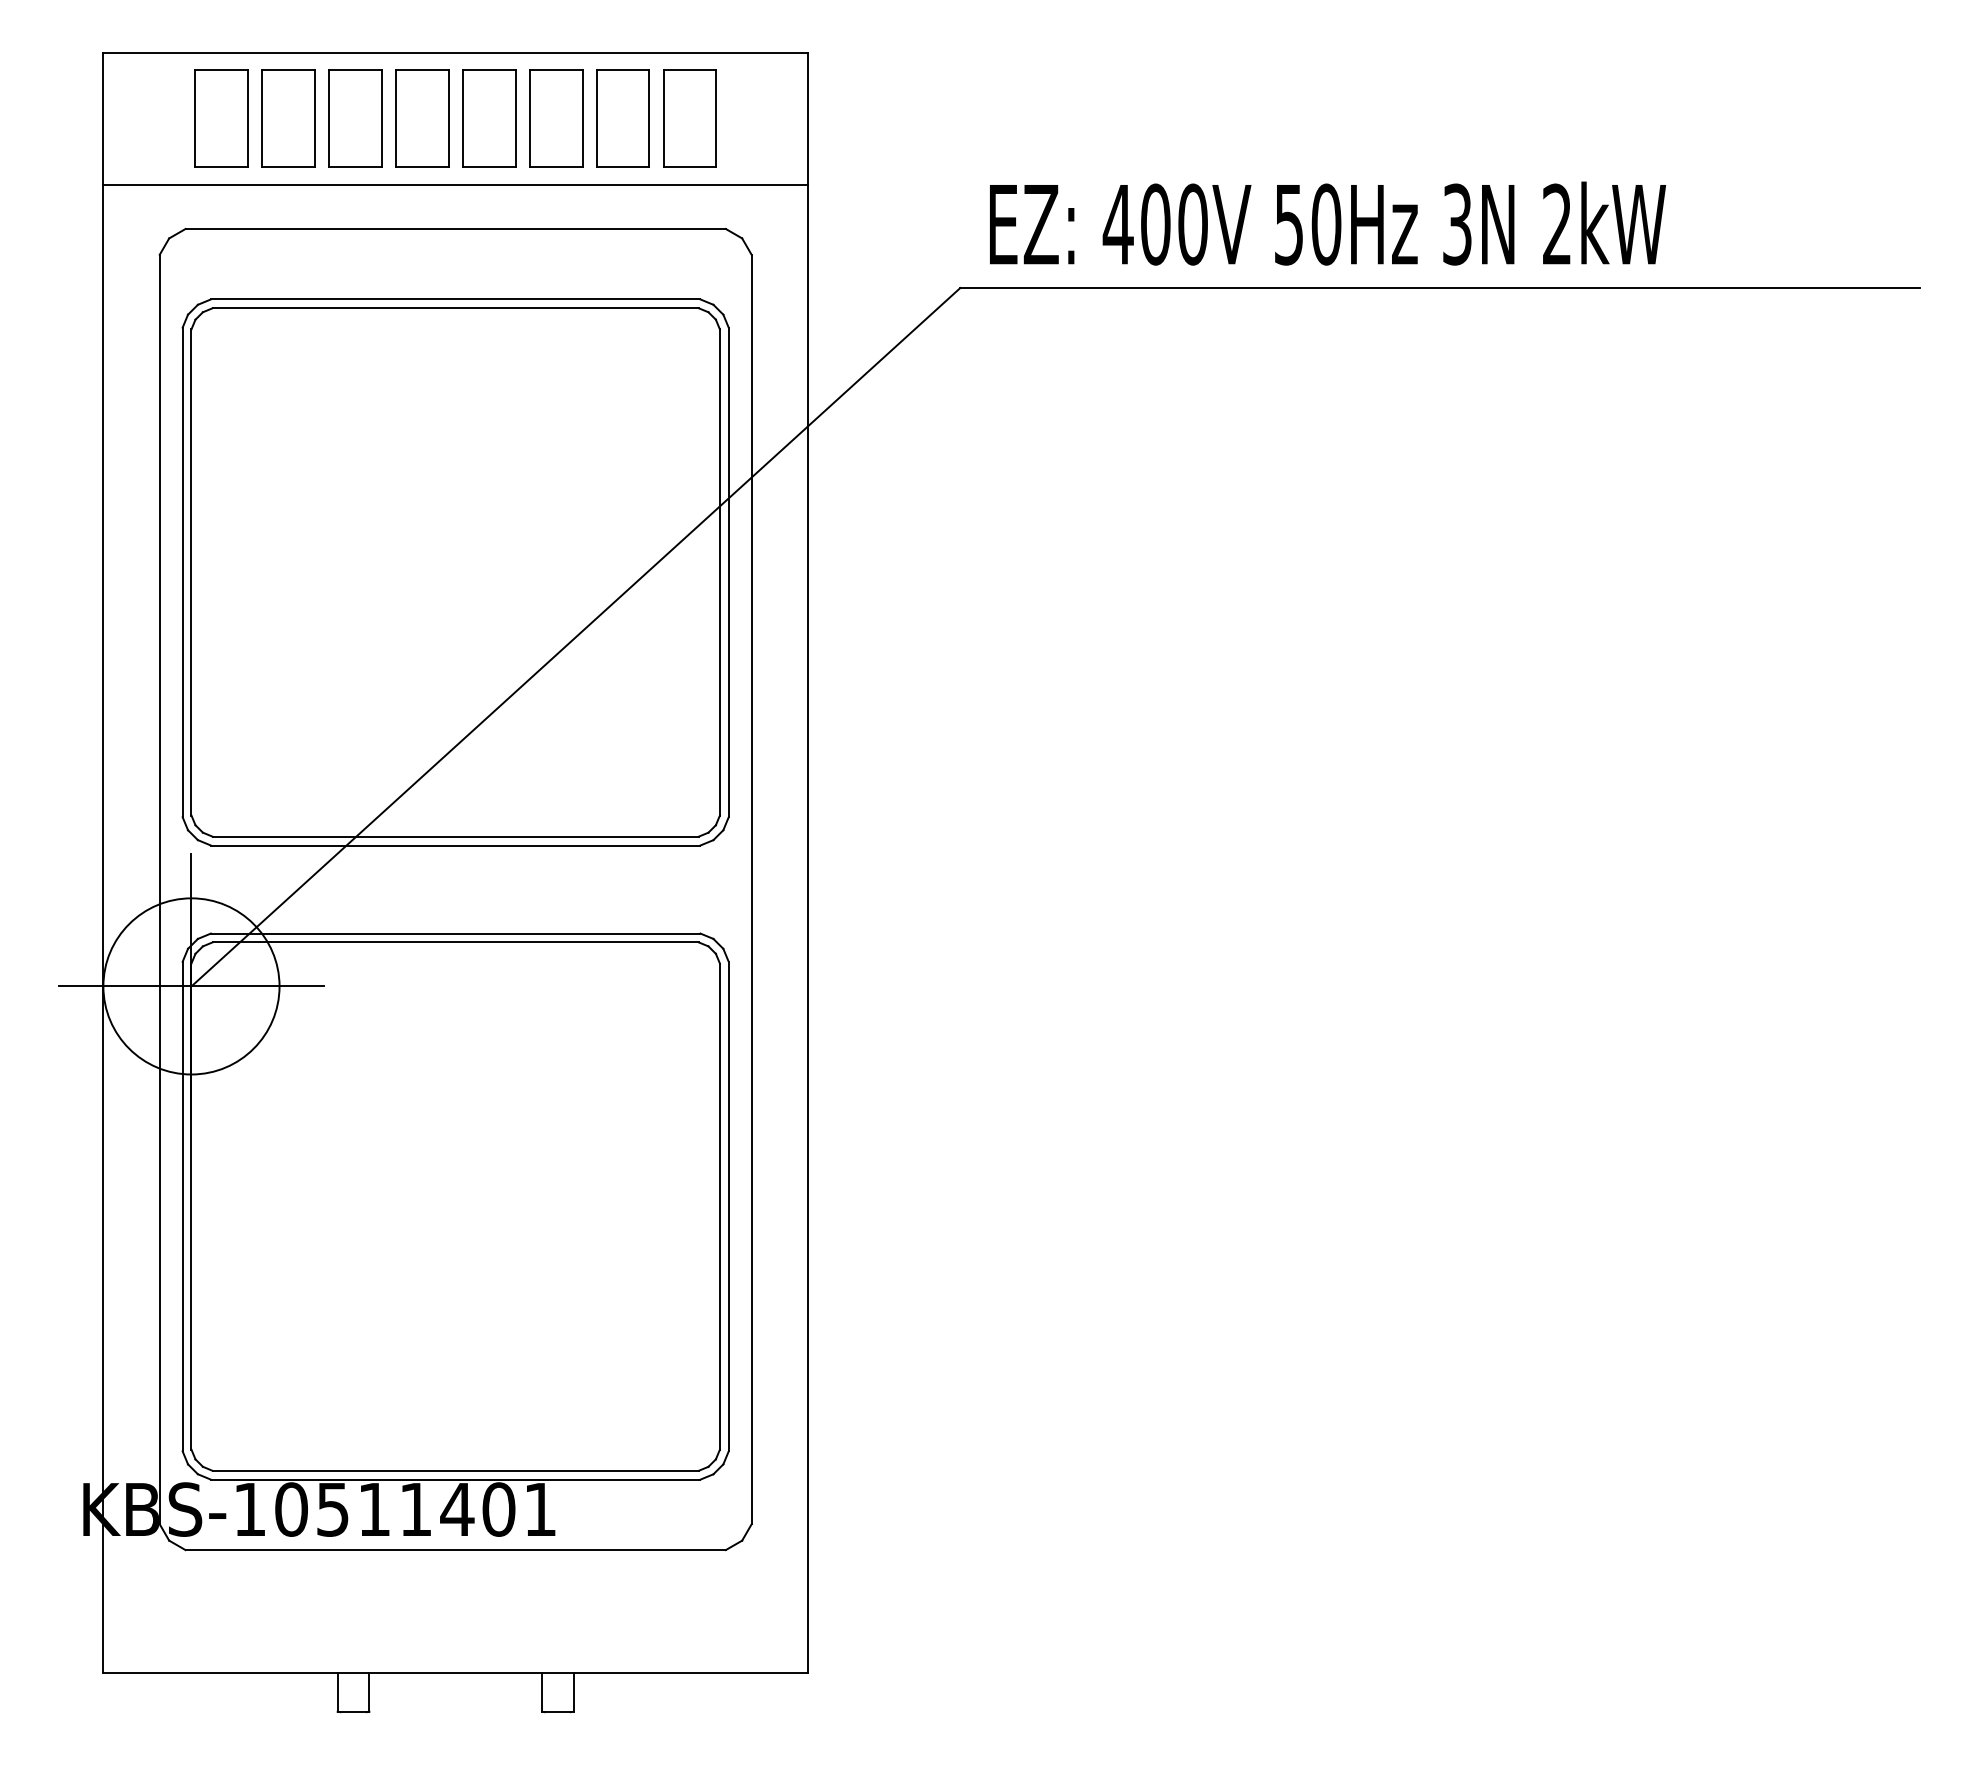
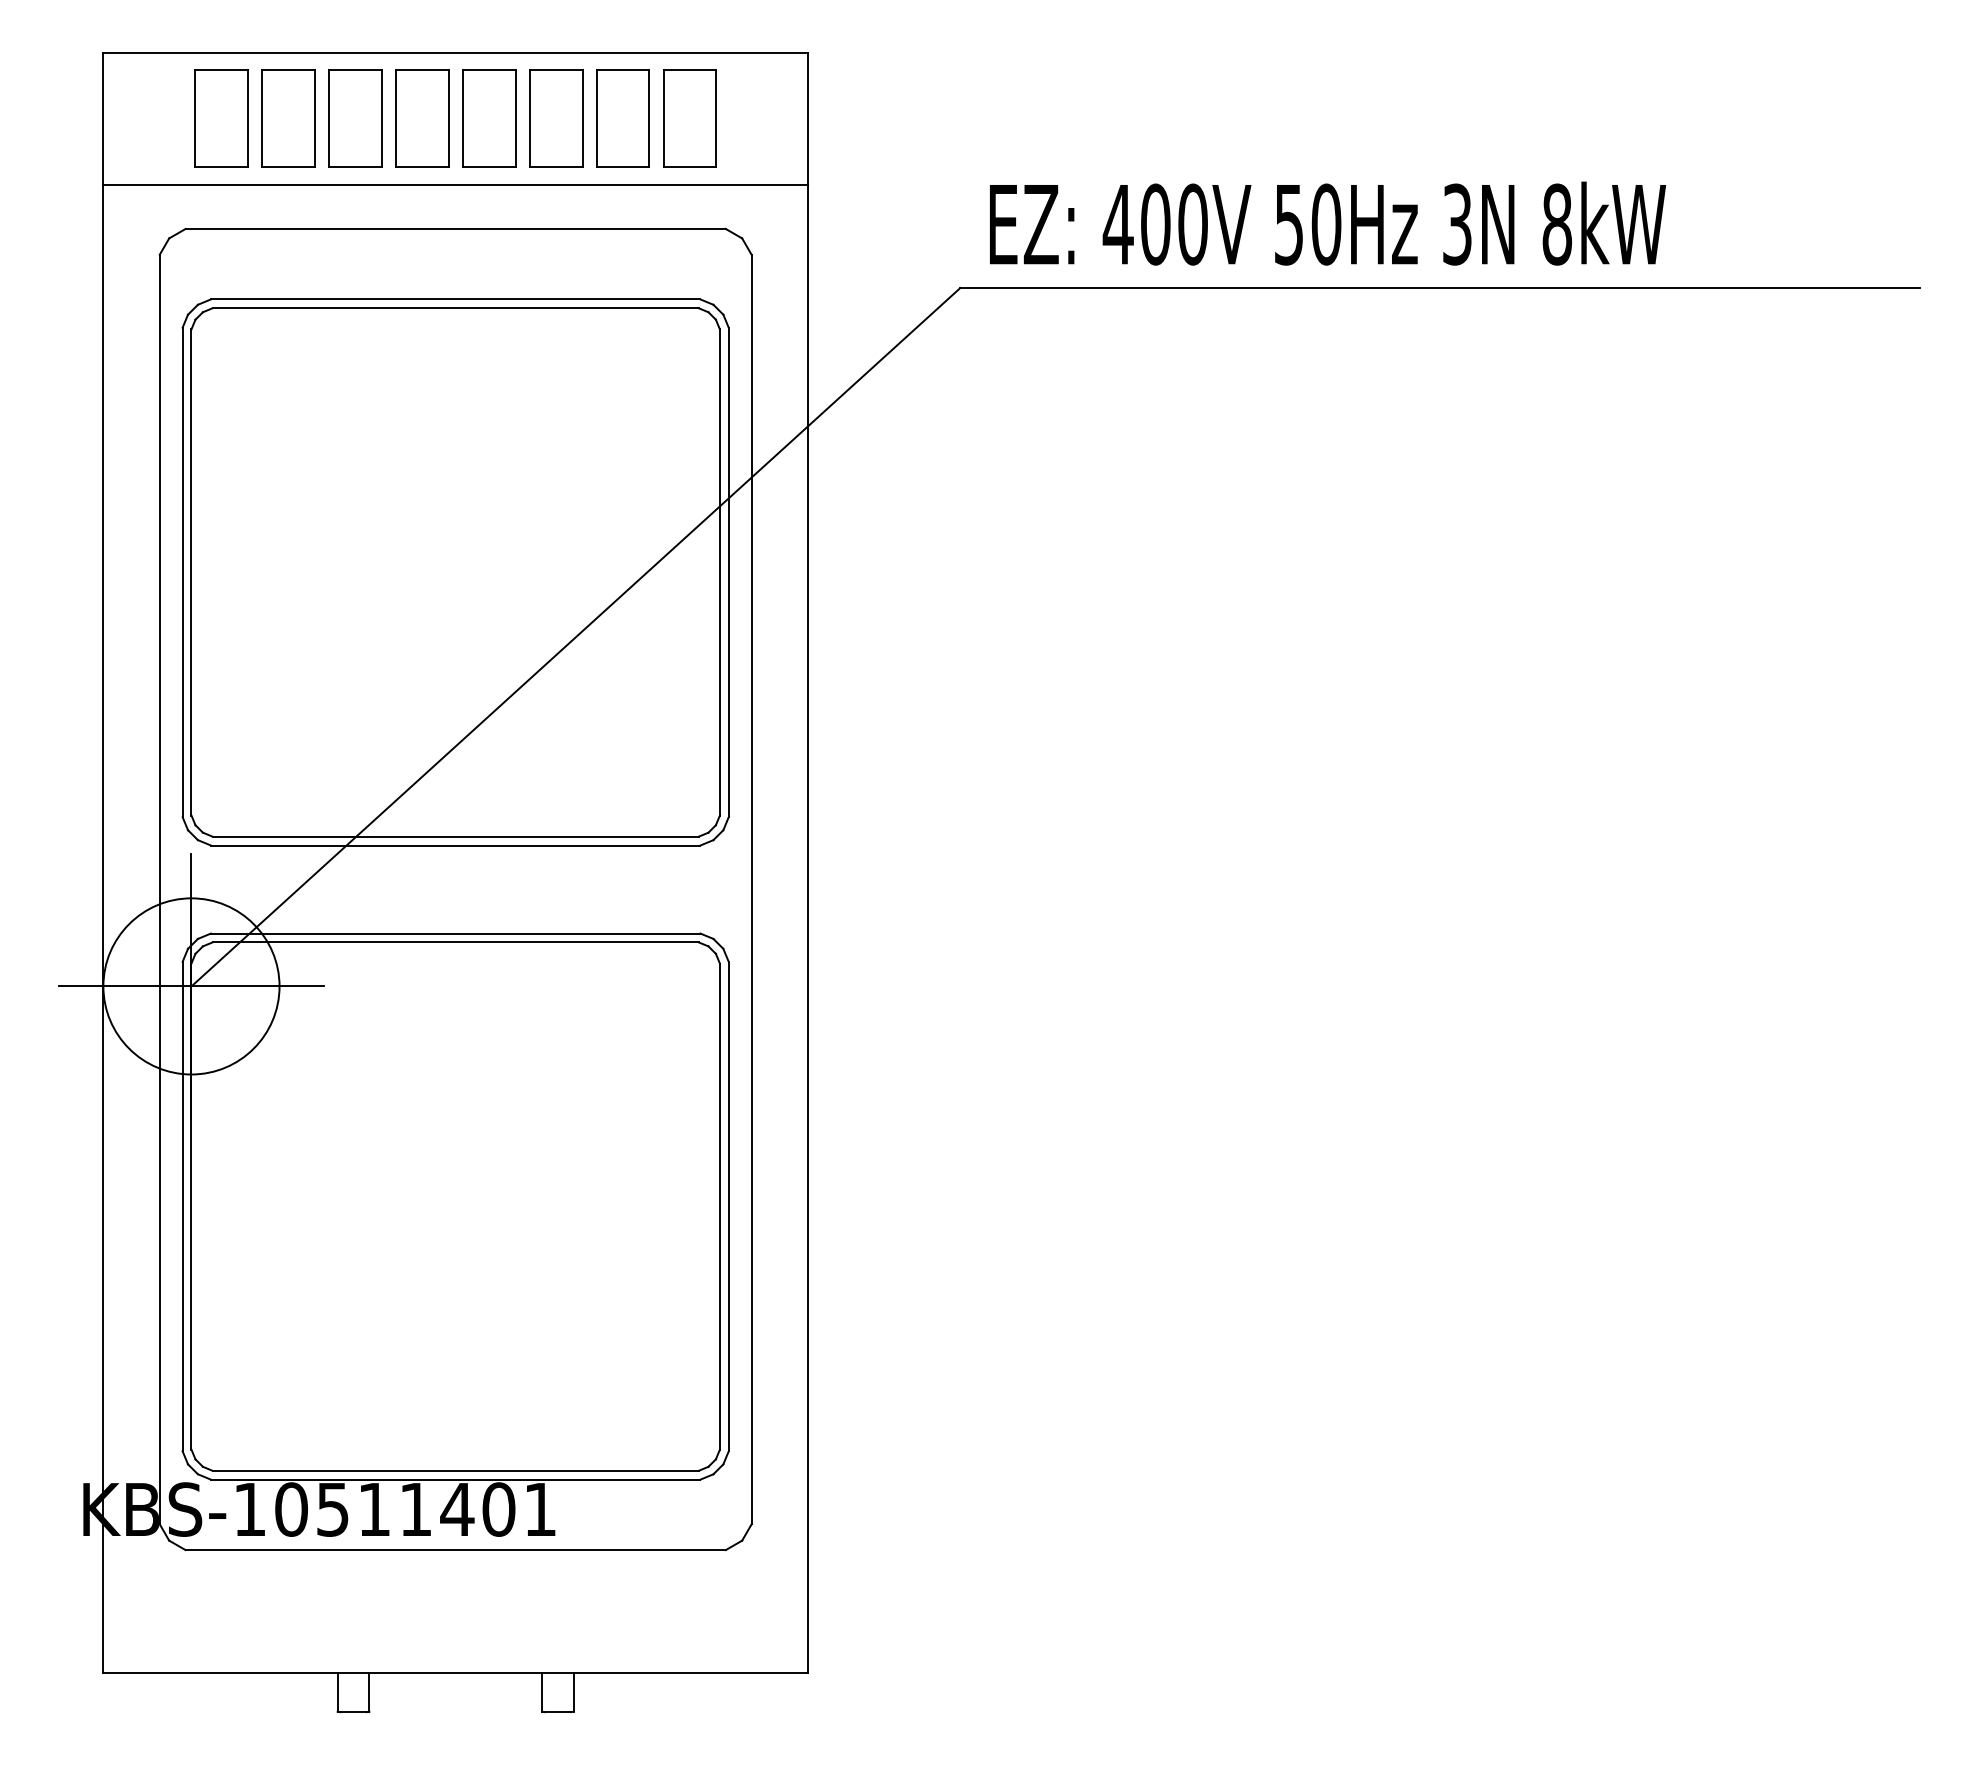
text: 2kW -> 8kW (1556, 224)
